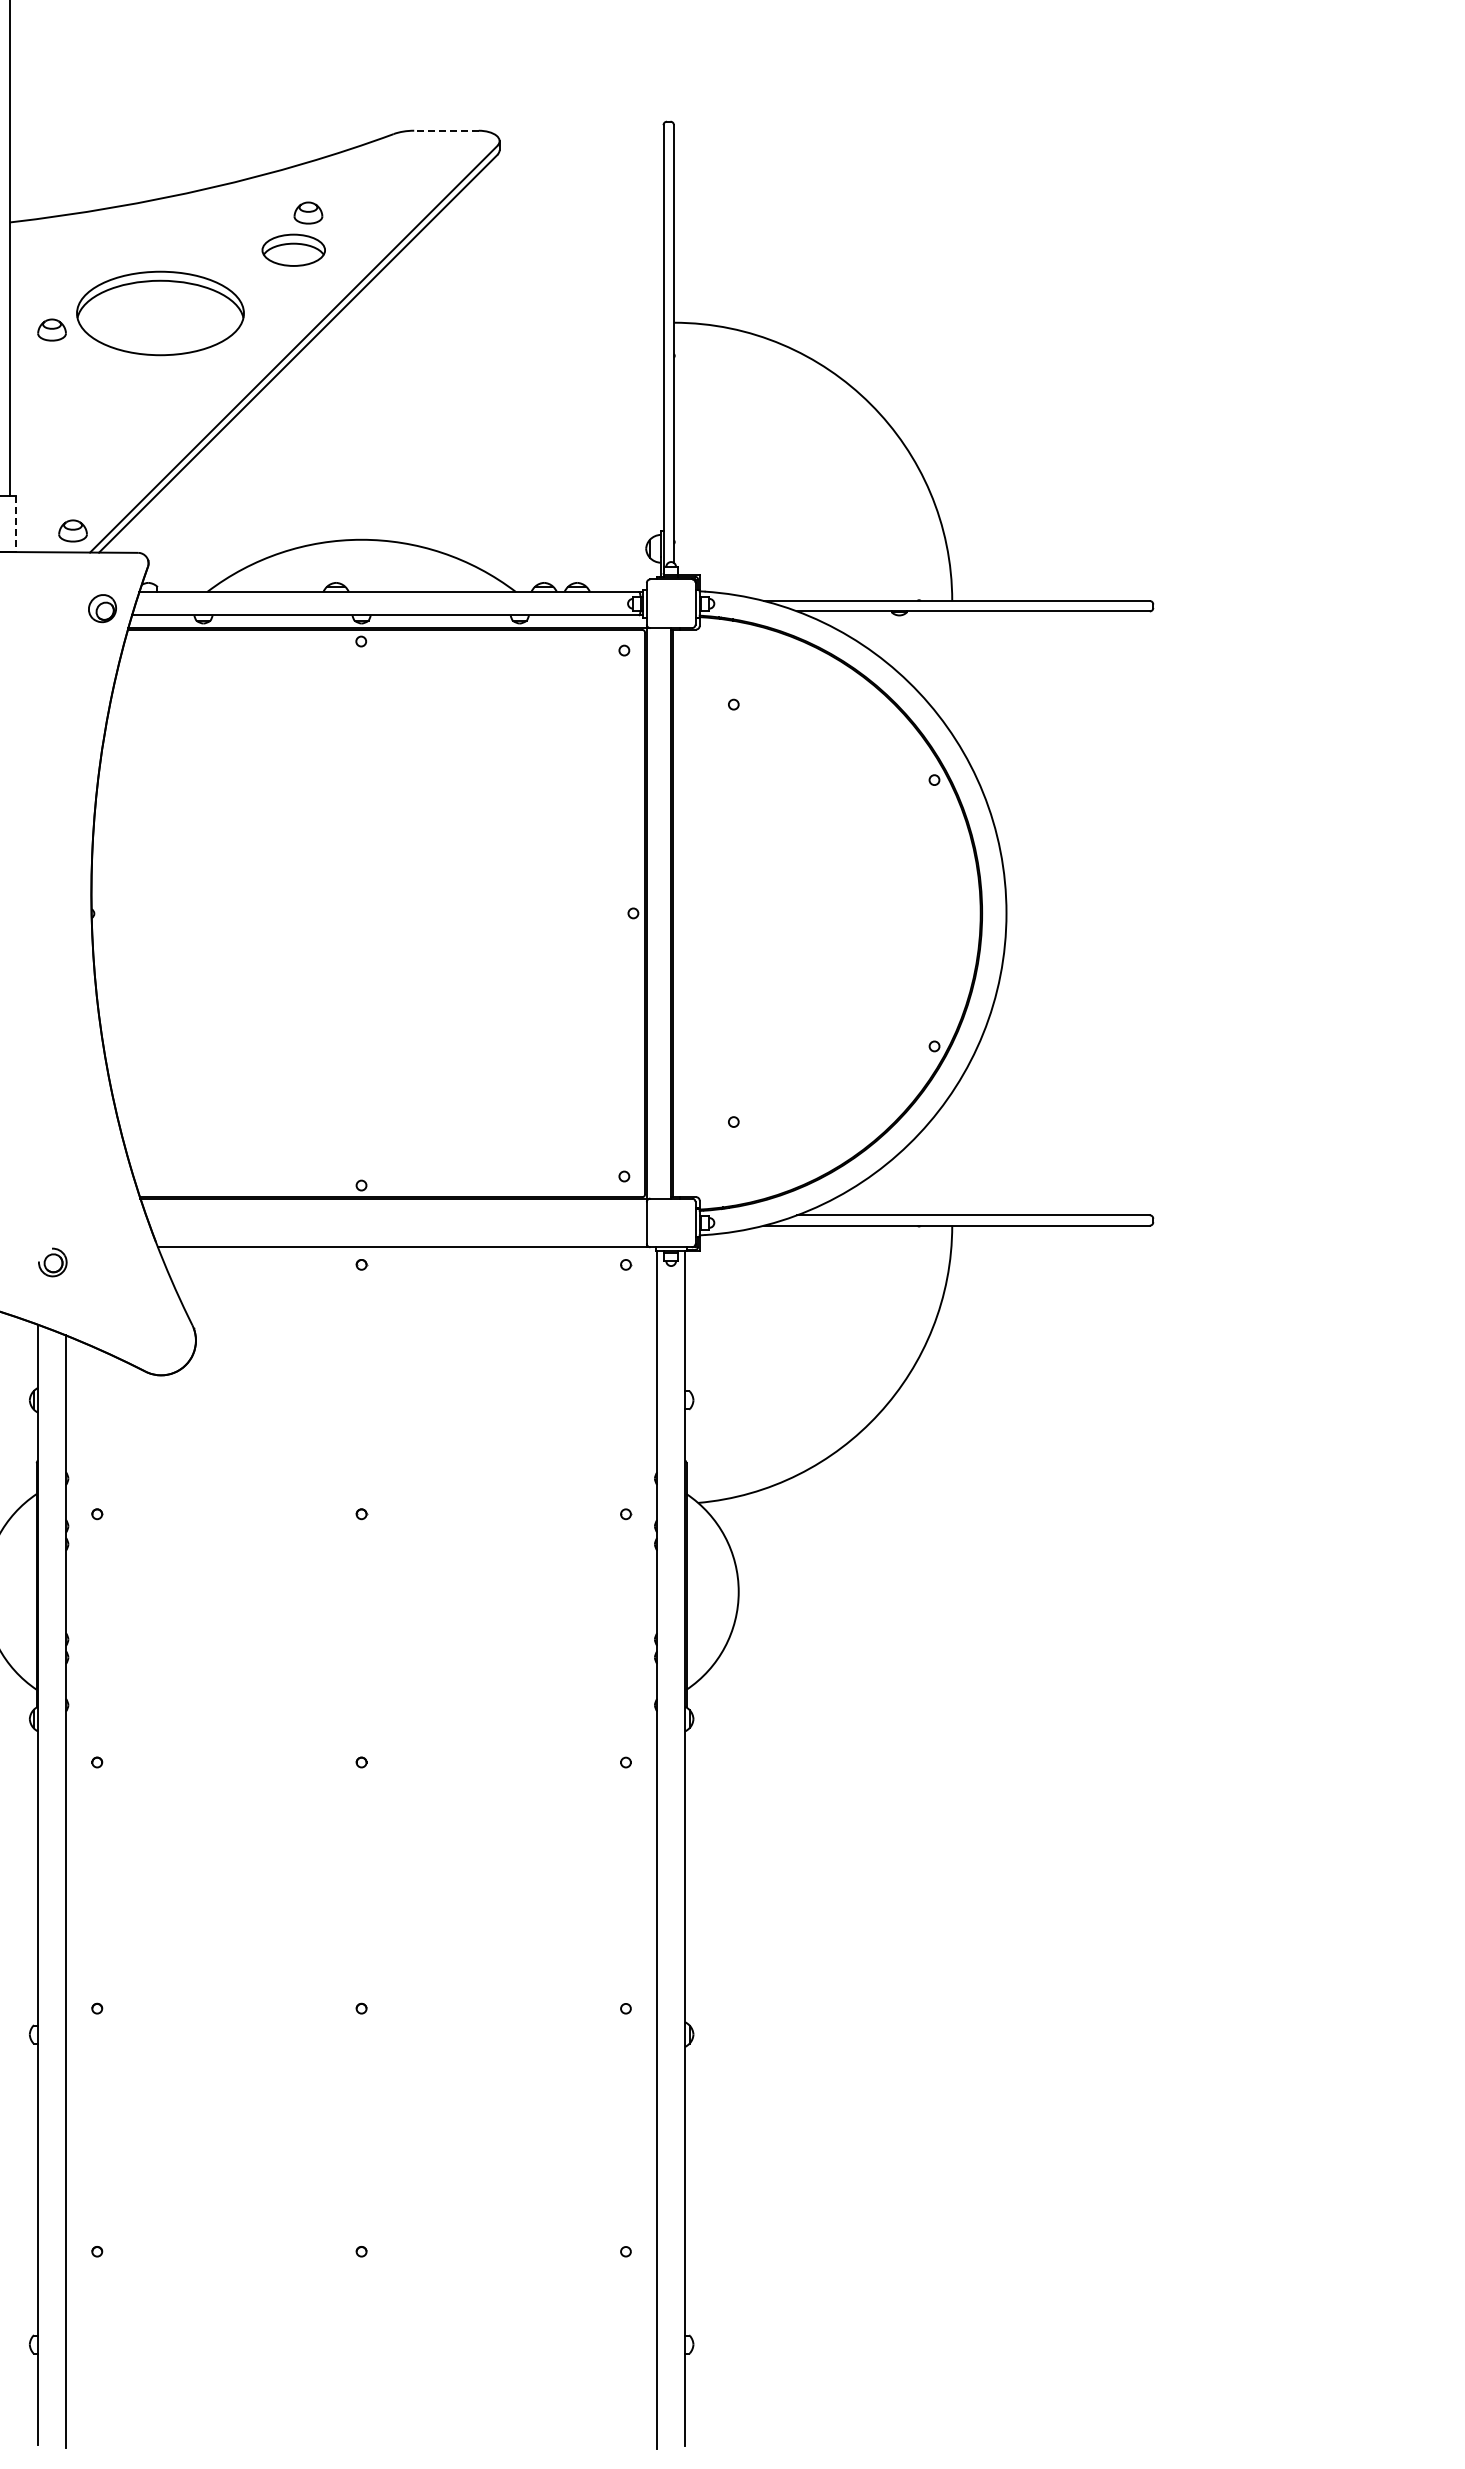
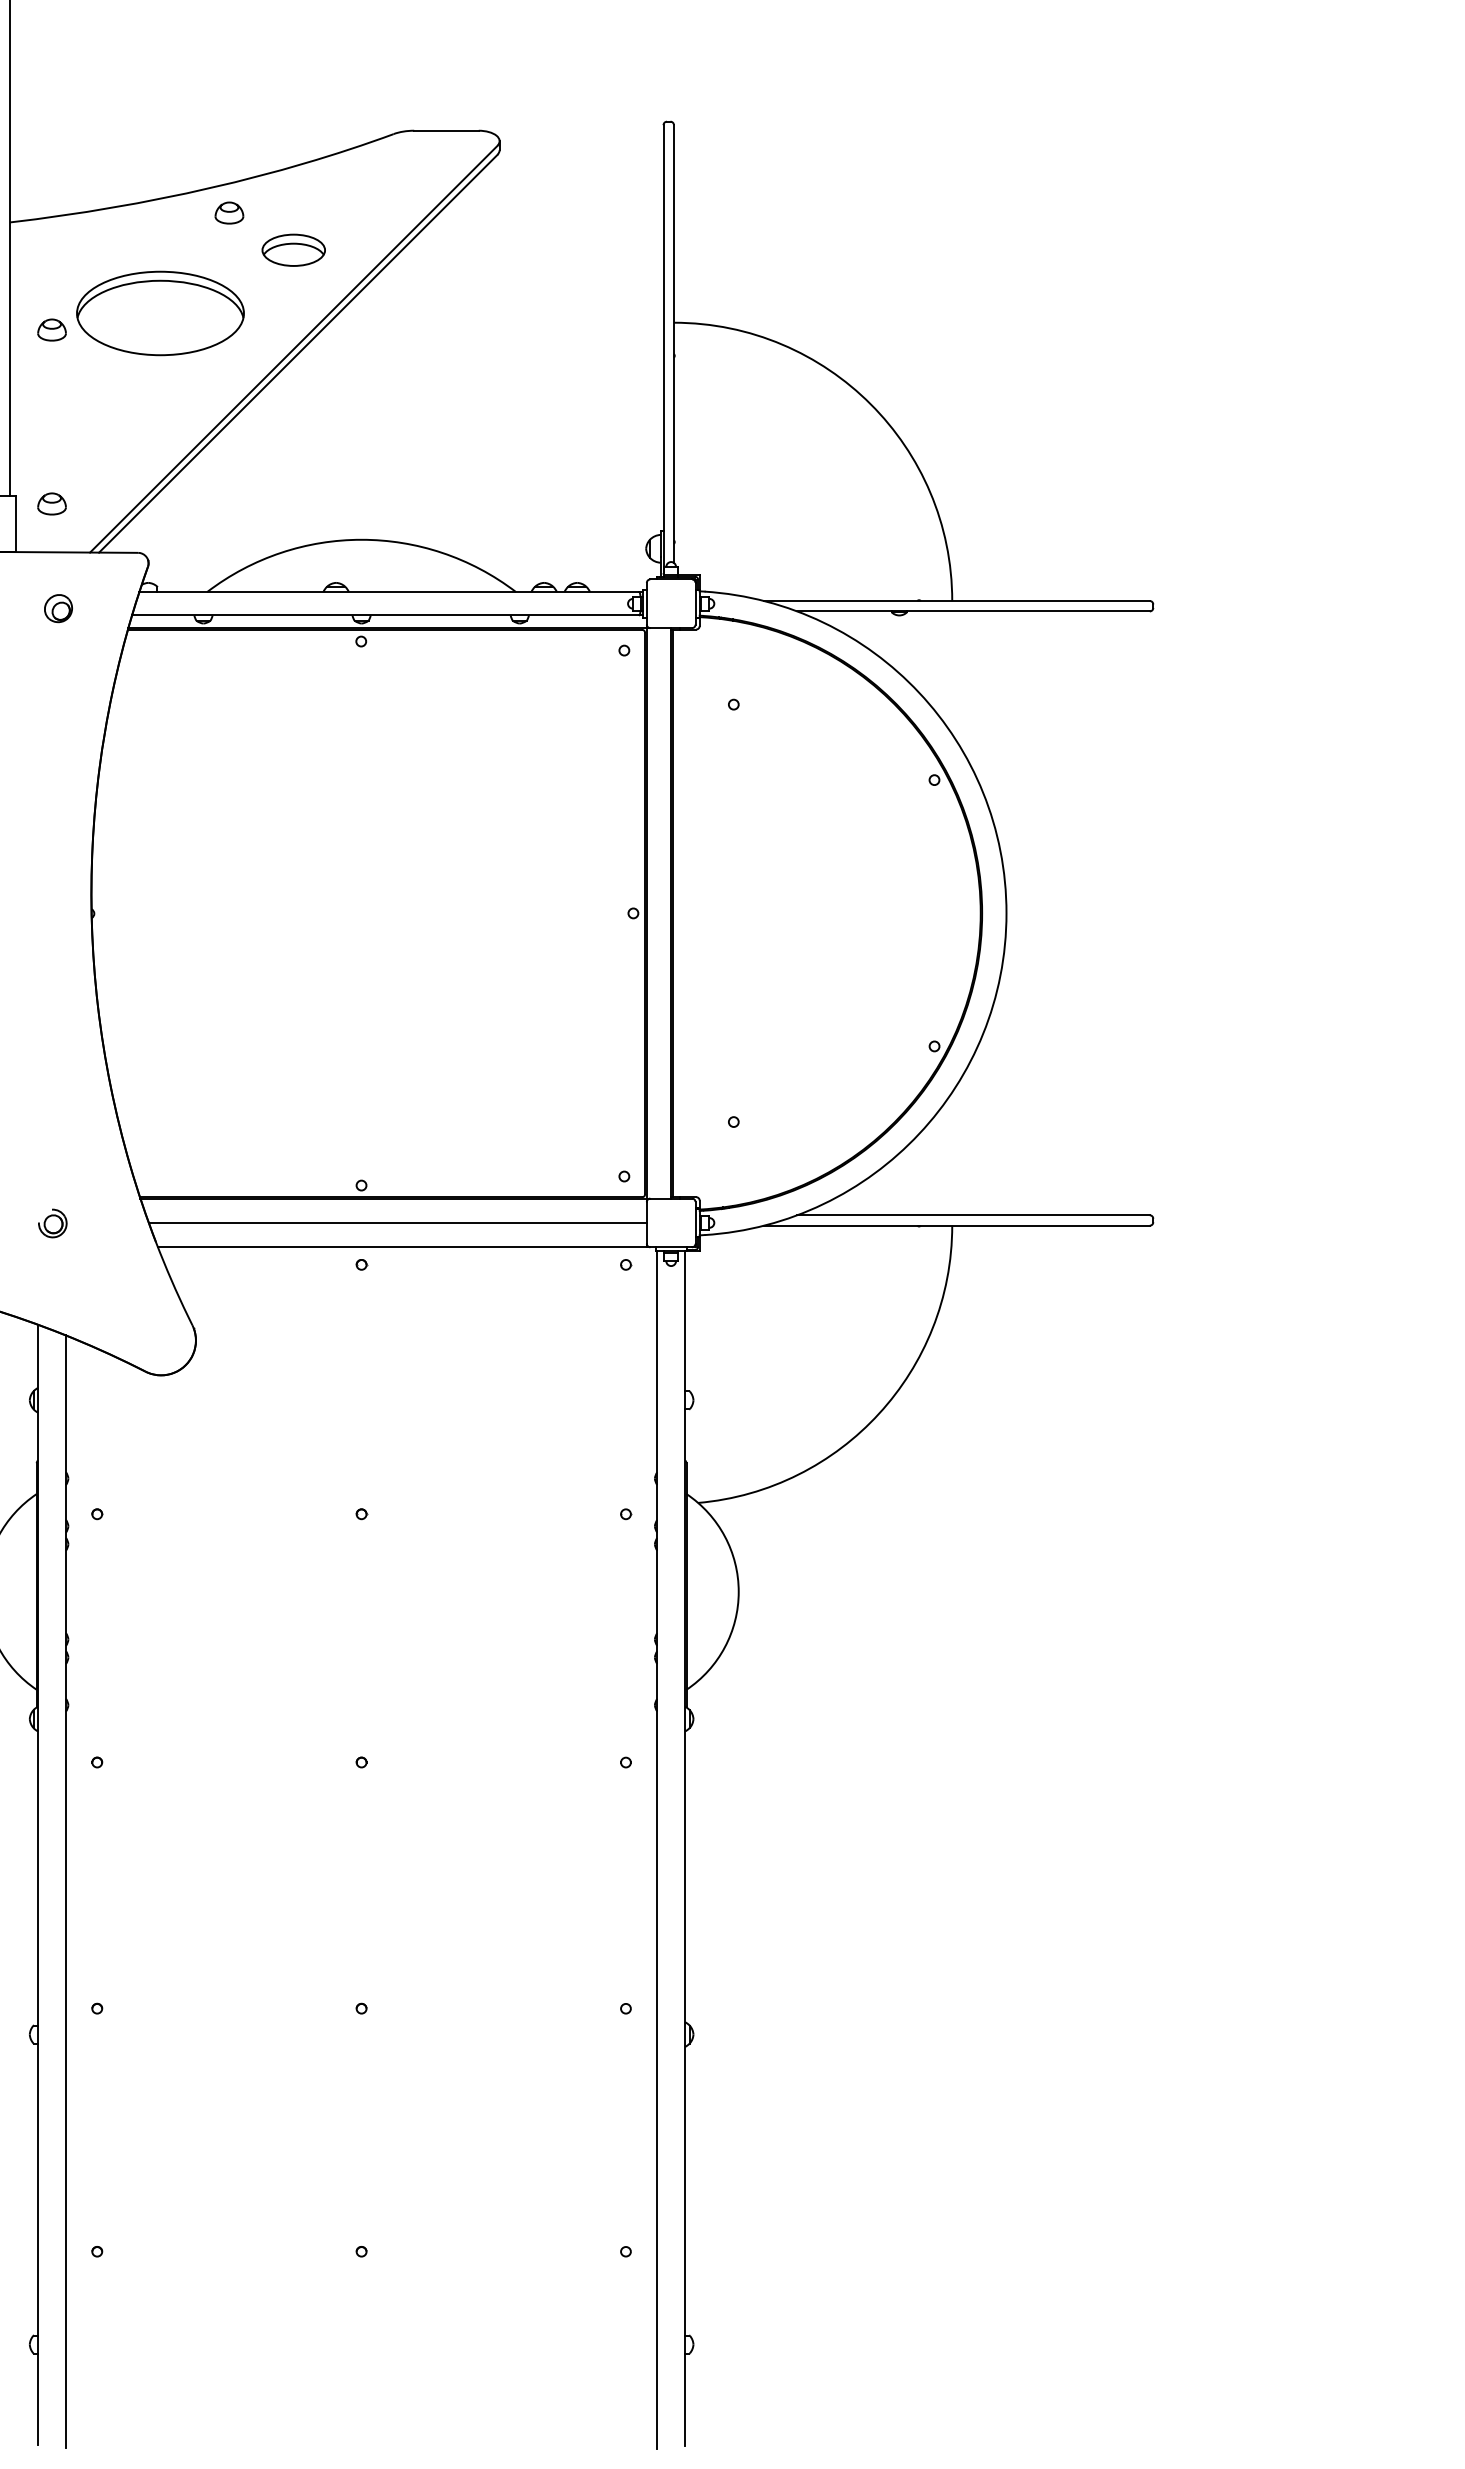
line: dashed -> solid (445, 130)
part position: (308, 212) -> (229, 212) (229, 212)
line: dashed -> solid (15, 523)
part position: (72, 530) -> (51, 503) (51, 503)
part position: (102, 608) -> (58, 608) (58, 608)
line: none -> present (397, 1222)
part position: (52, 1262) -> (52, 1223) (52, 1223)
